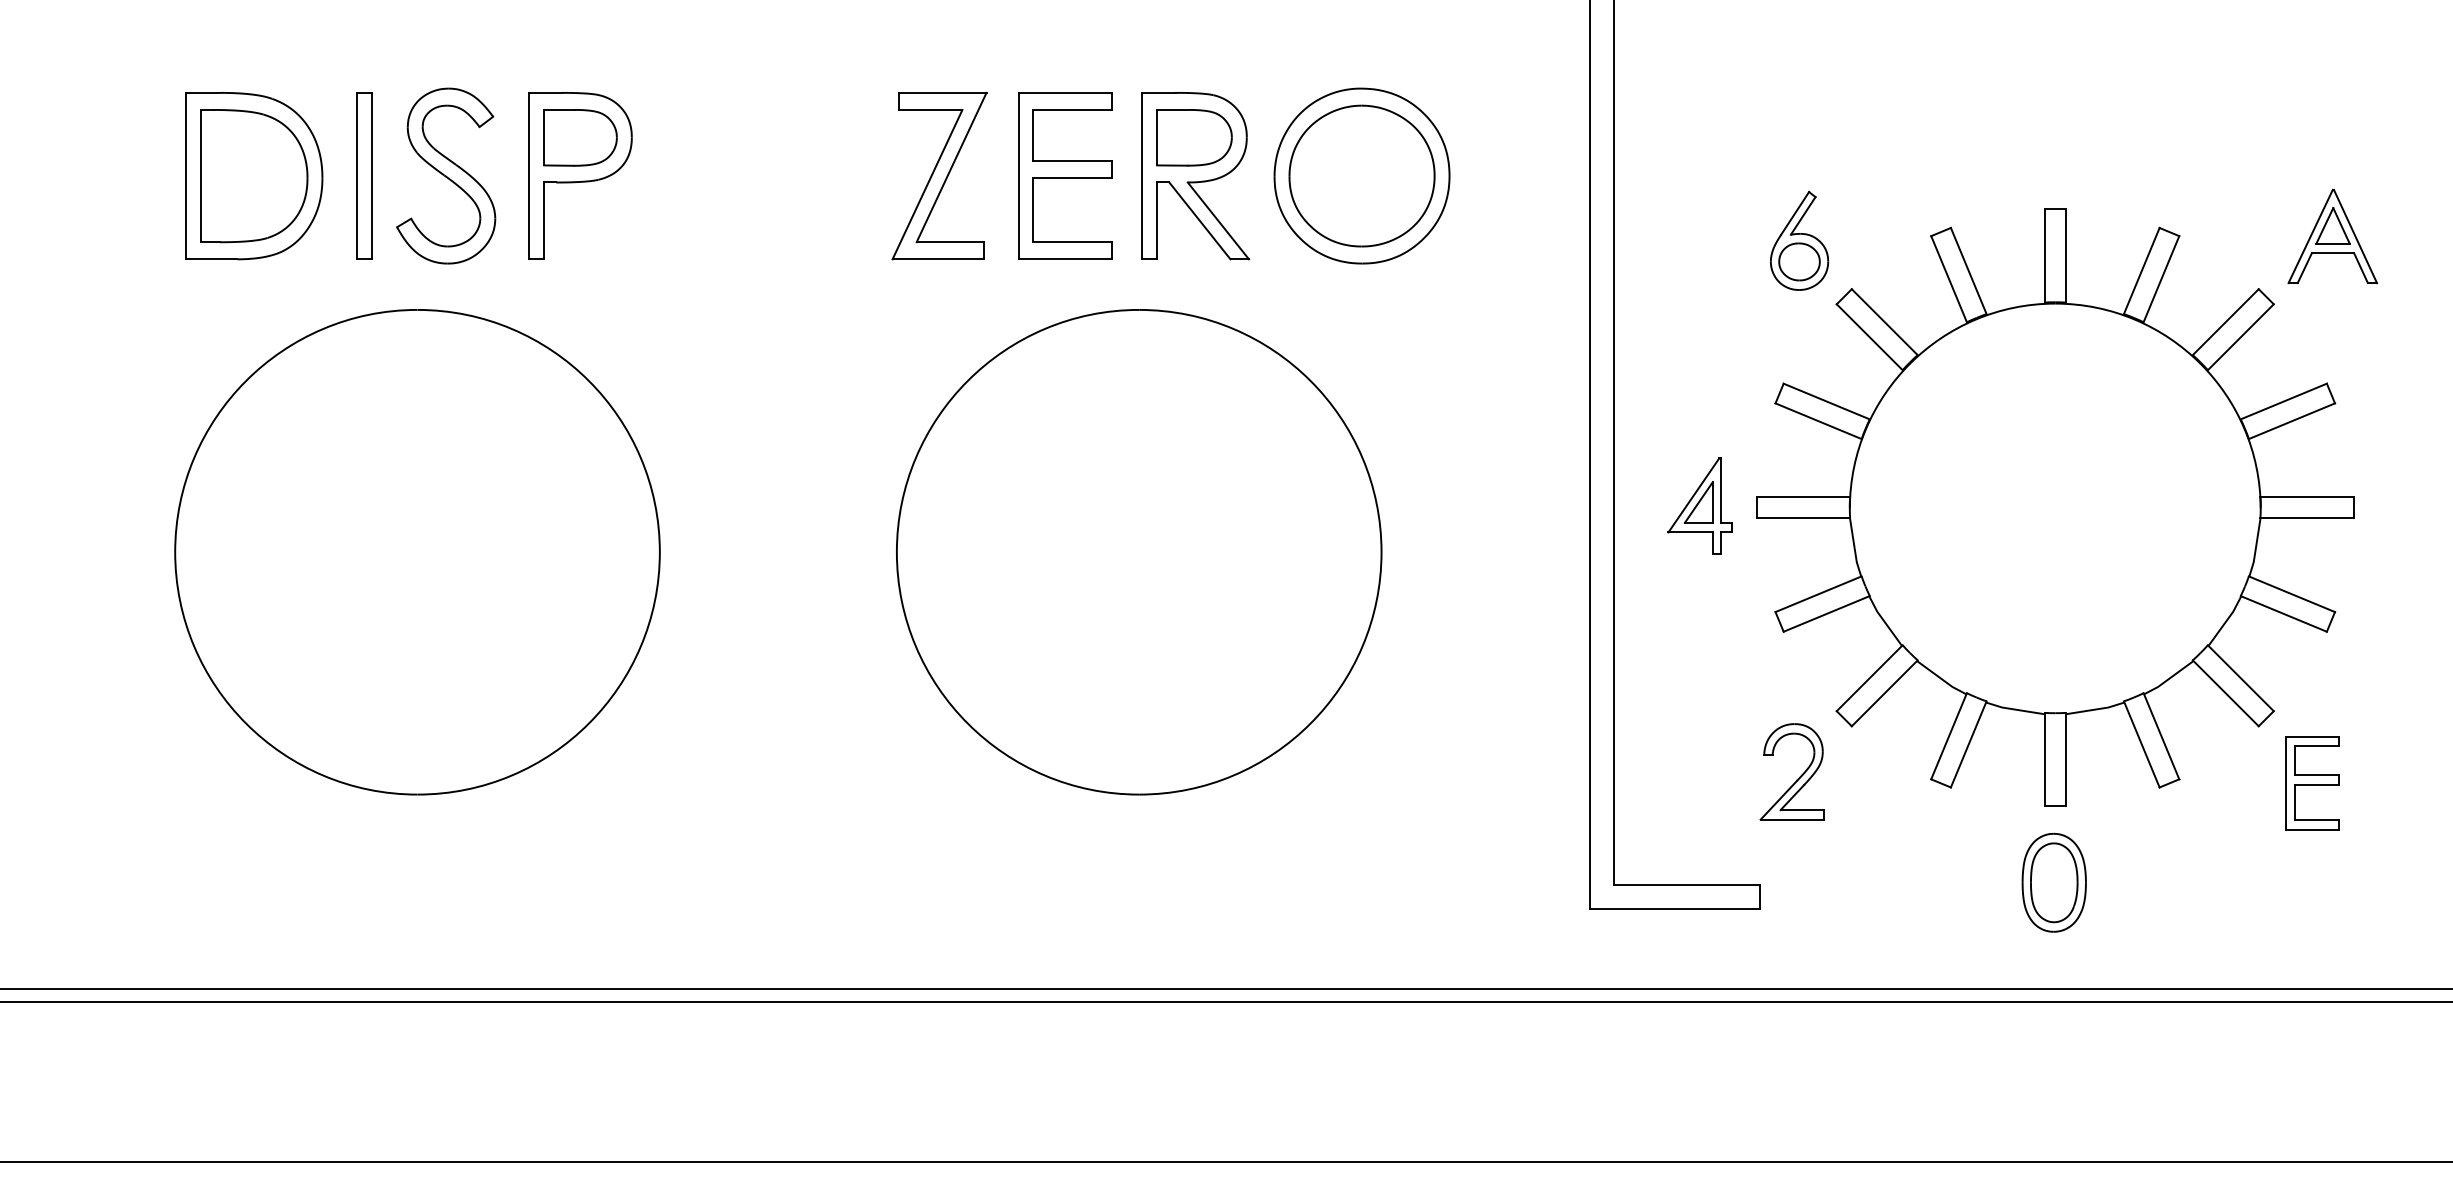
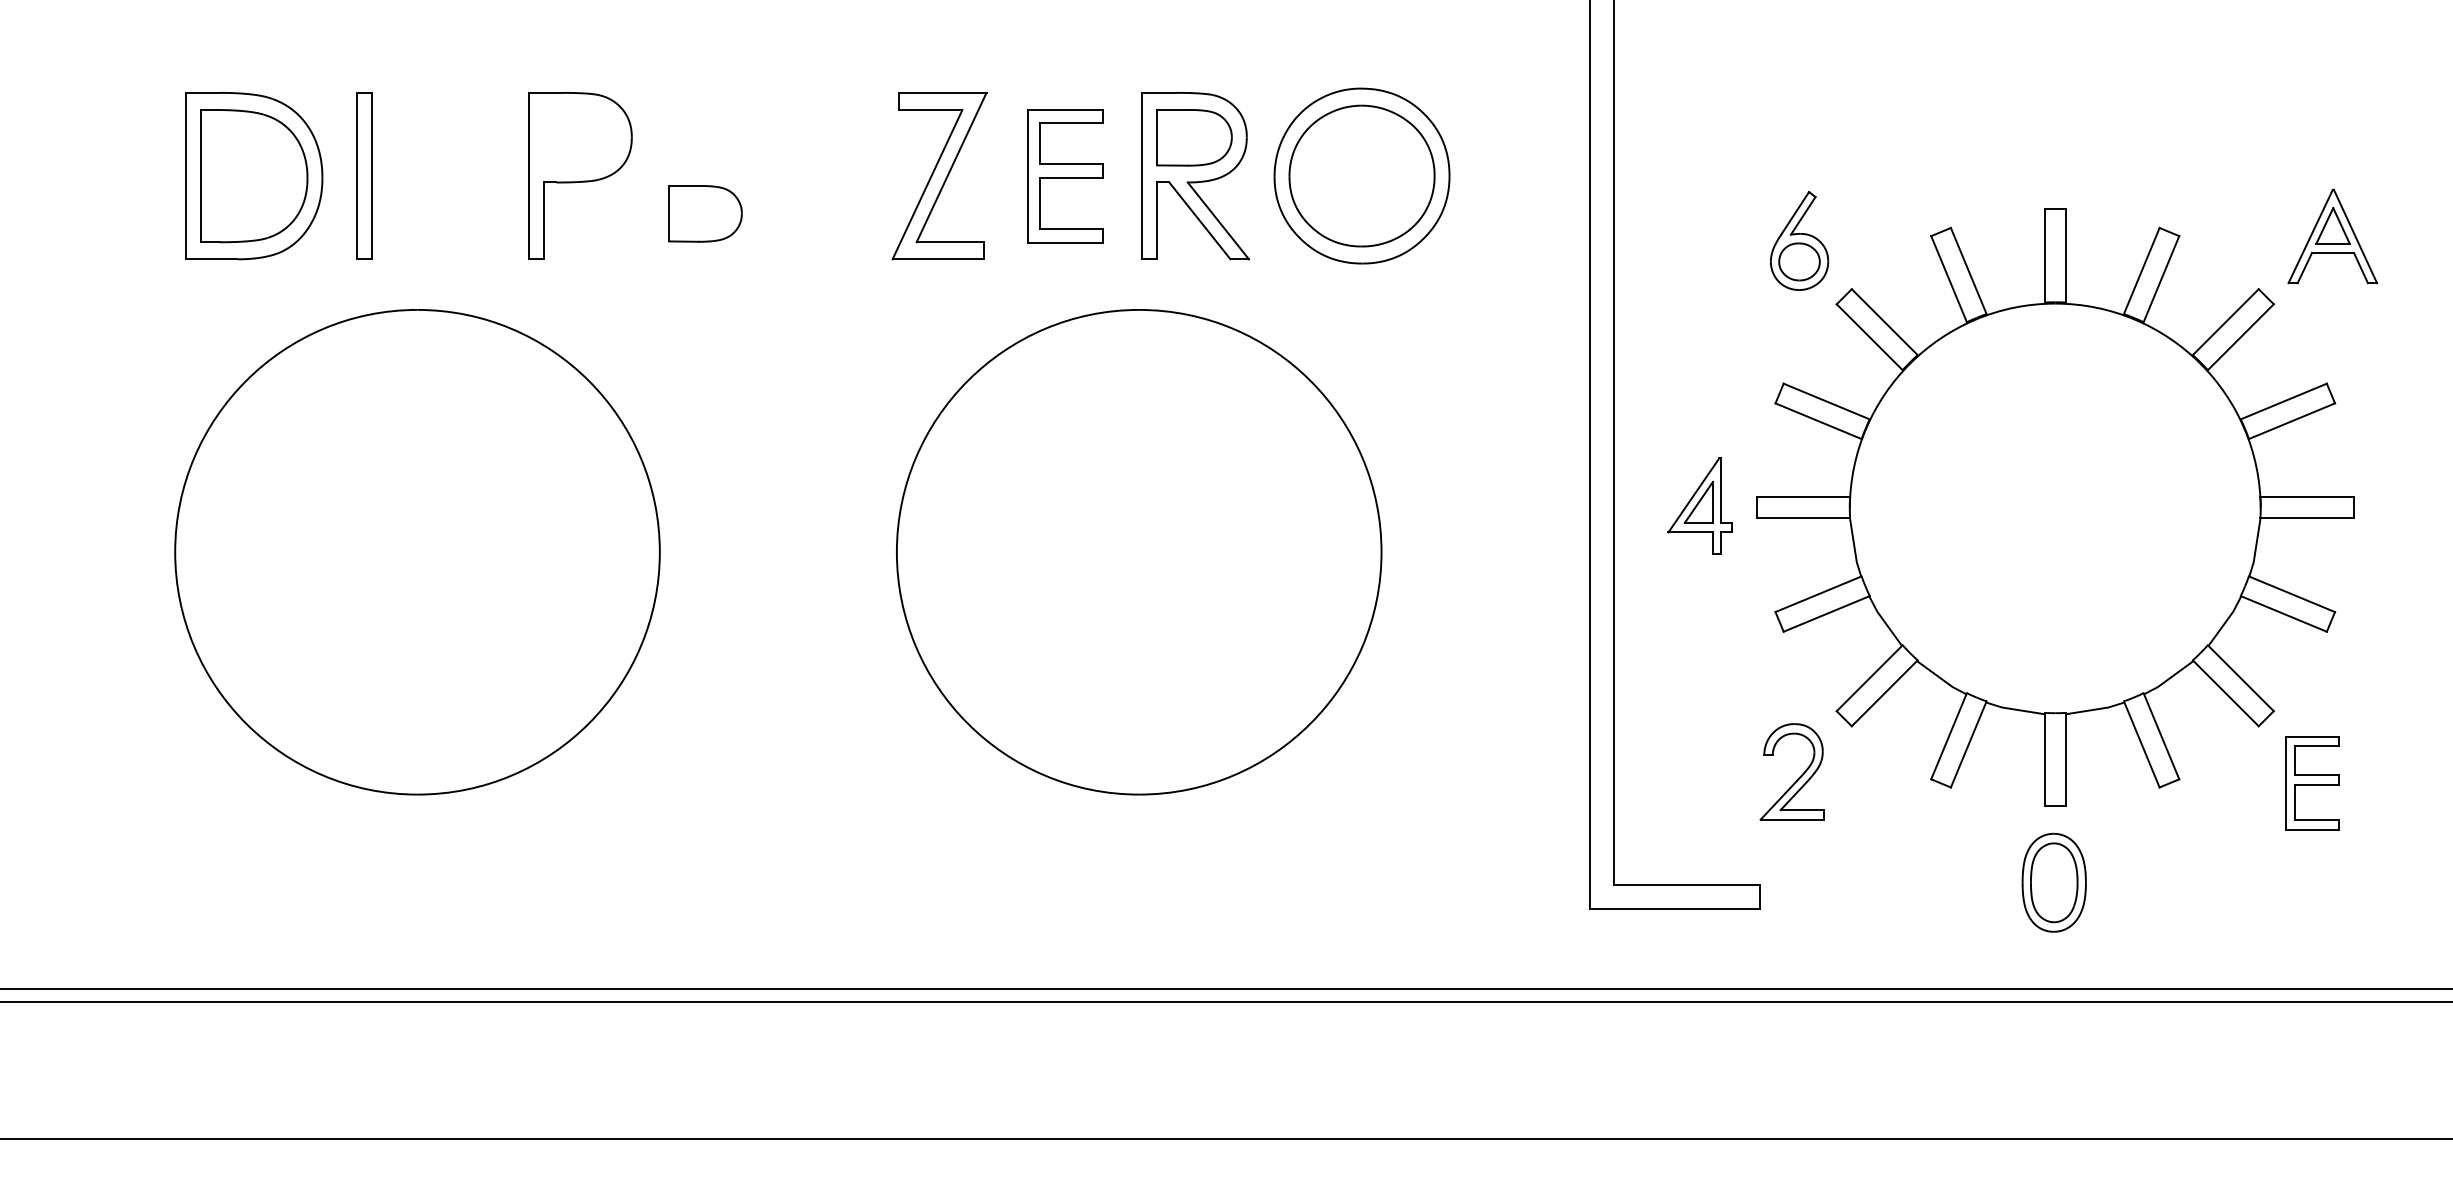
part position: (580, 137) -> (705, 213) (705, 213)
part: present -> none (446, 175)
part size: 95x168 px -> 77x135 px (1065, 176)
line position: (1225, 1162) -> (1225, 1139) (1225, 1139)
